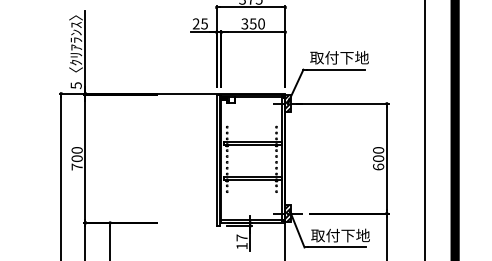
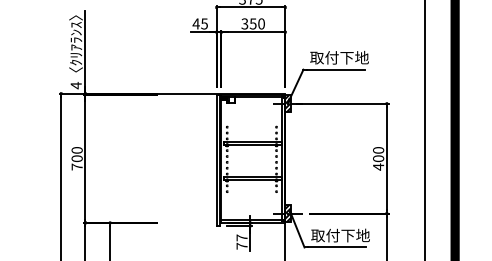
text: 25 -> 45 (195, 23)
text: 5 -> 4 (75, 85)
text: 600 -> 400 (378, 166)
text: 17 -> 77 (241, 245)
